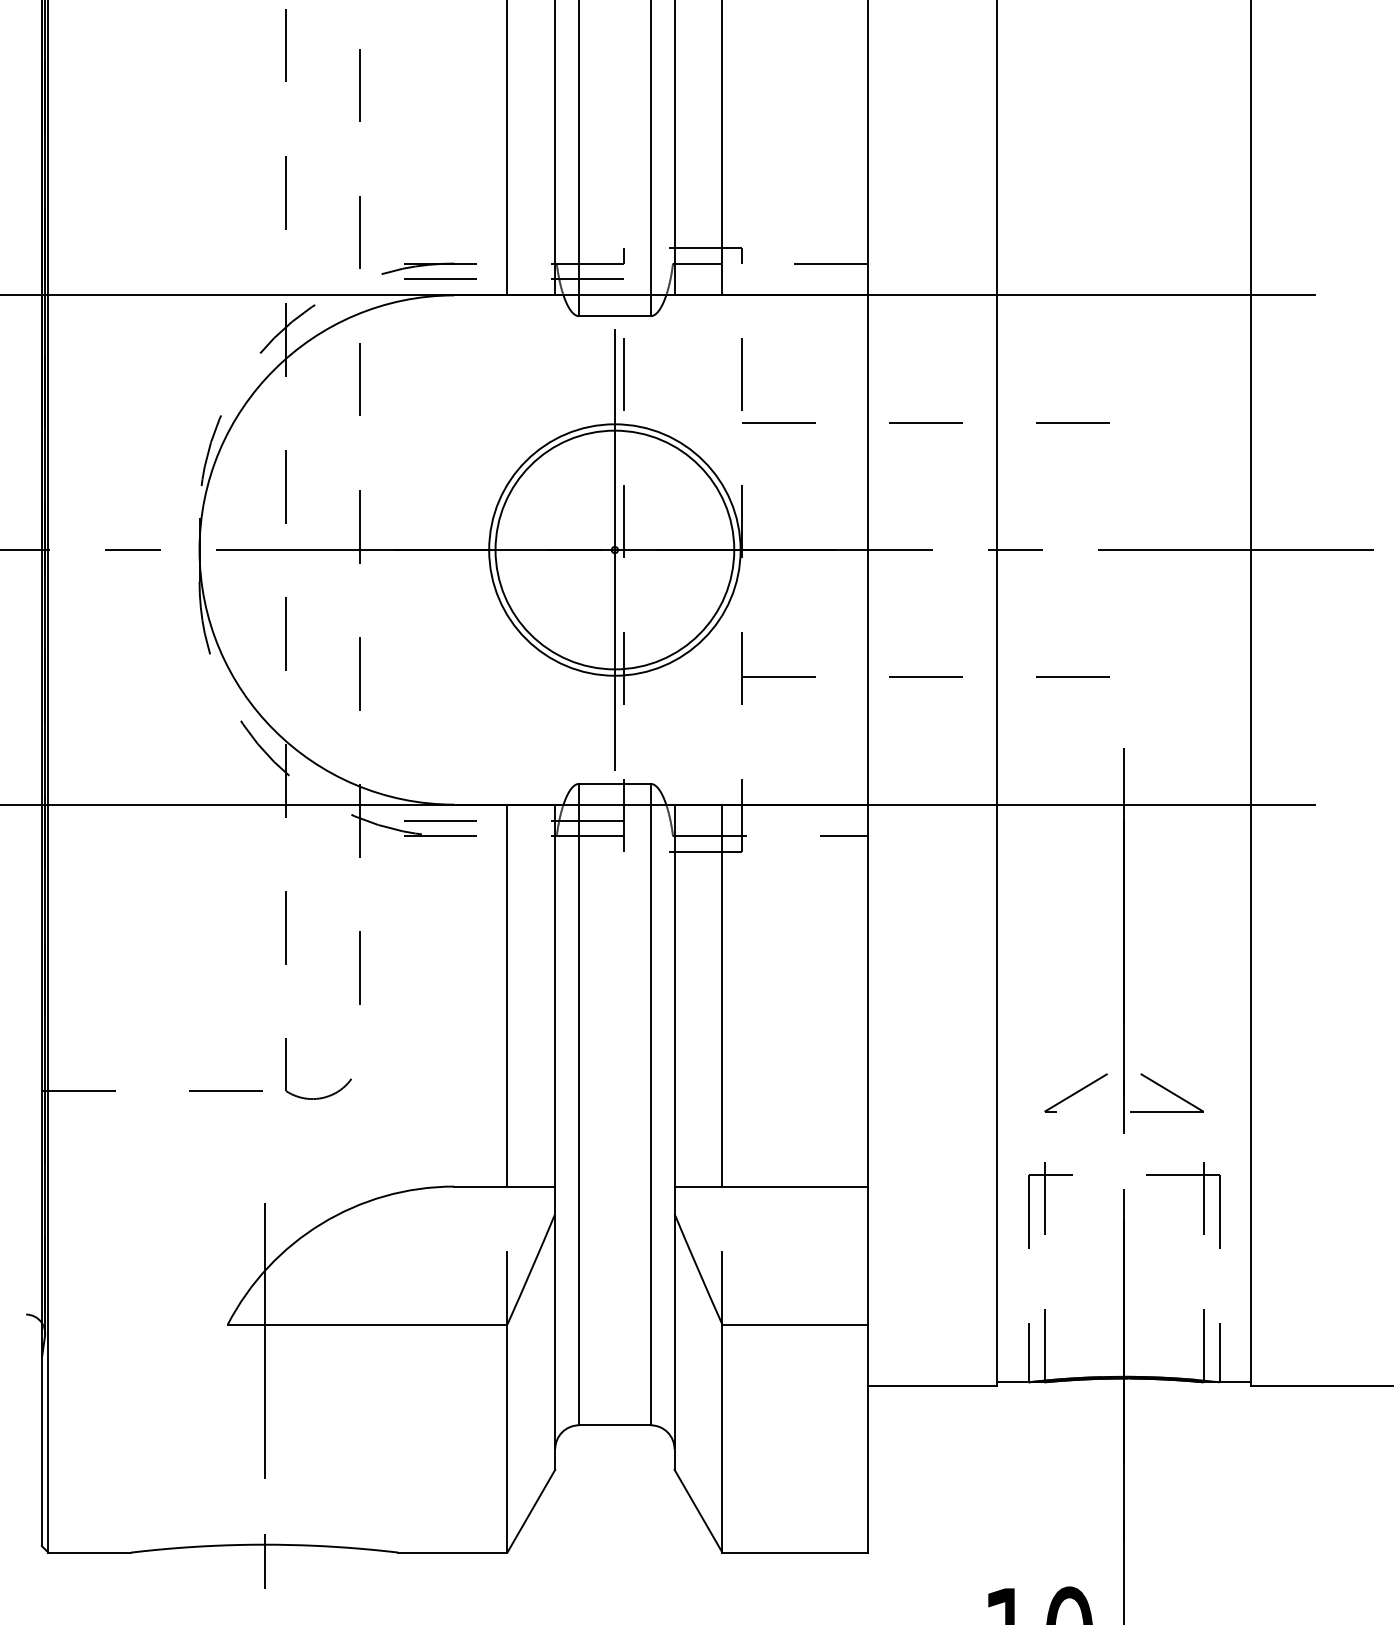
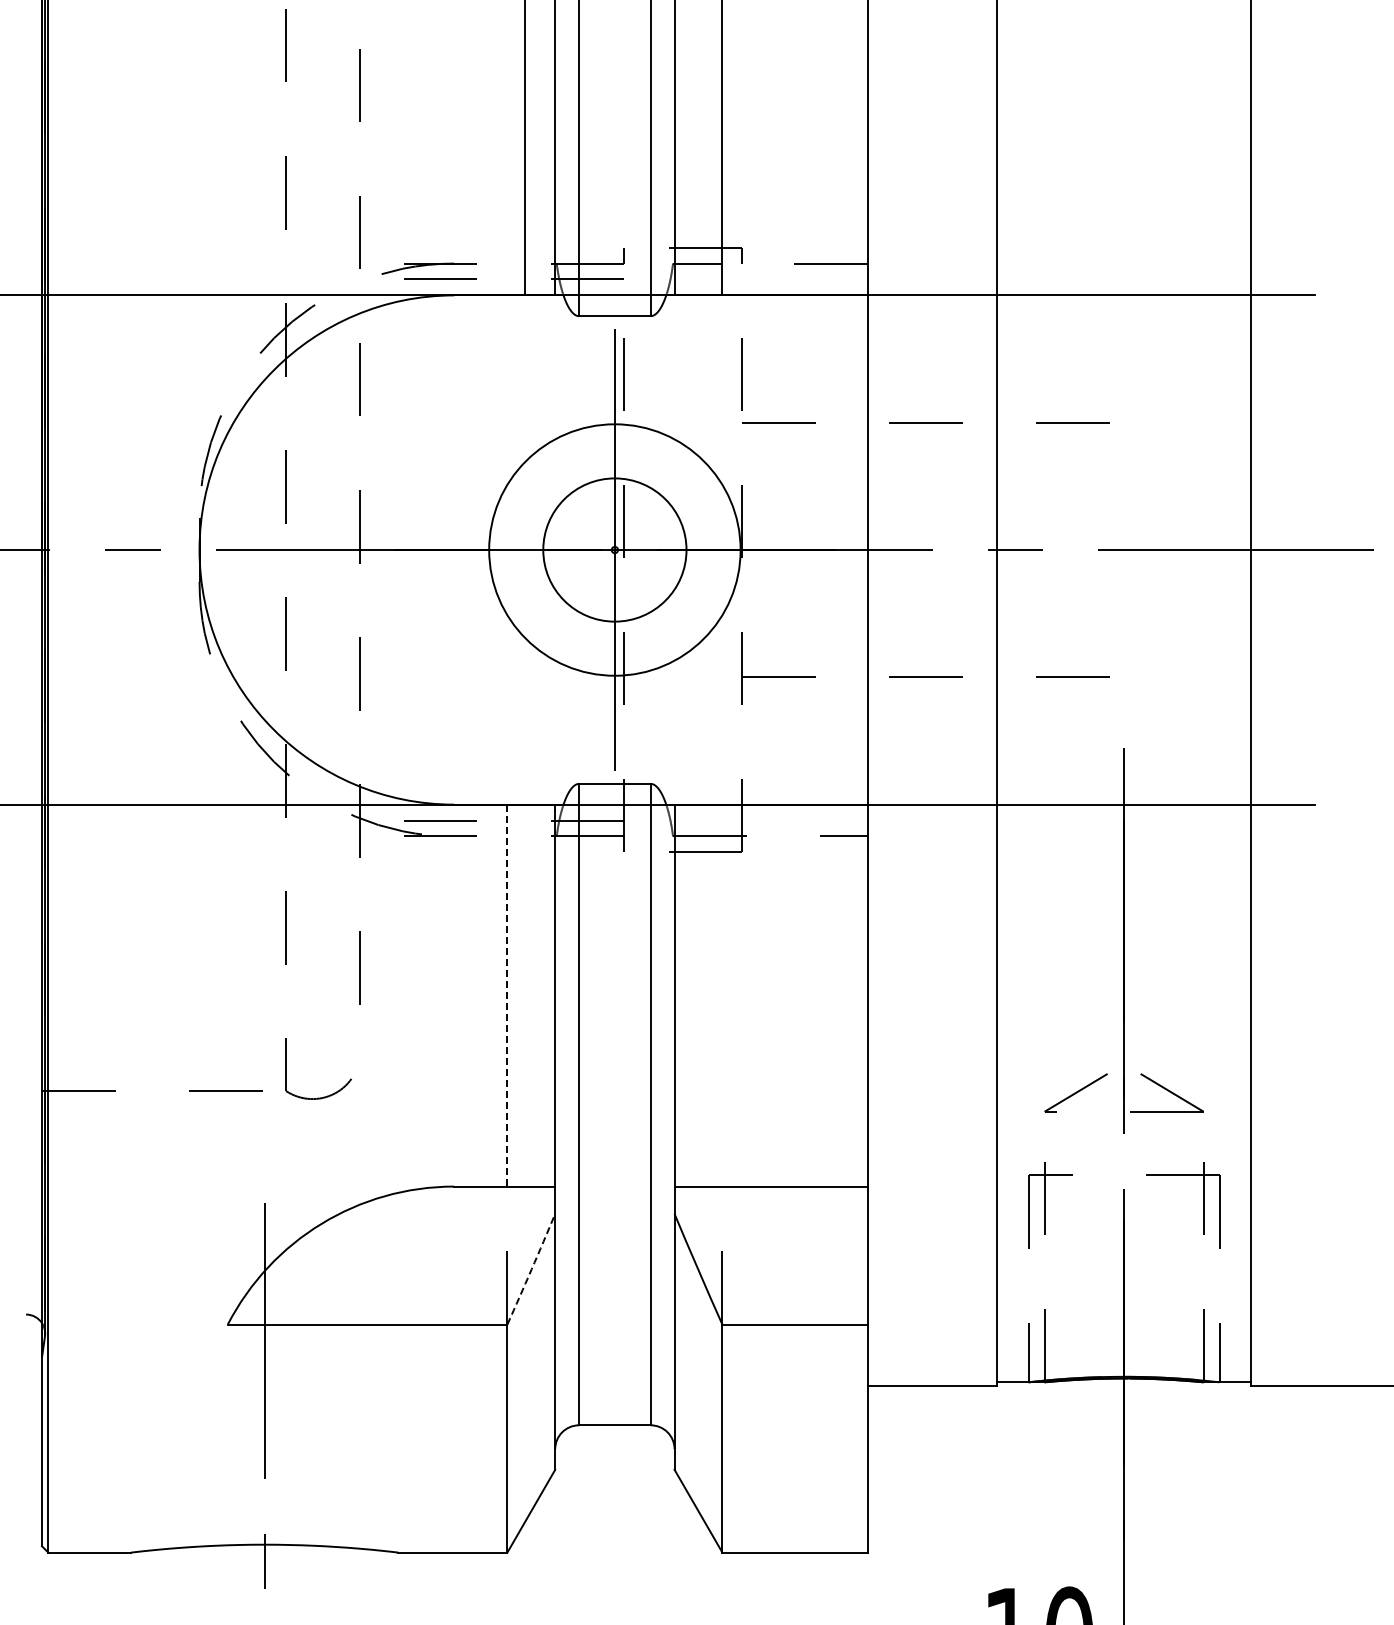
line position: (507, 148) -> (525, 148) (525, 148)
circle diameter: 239 px -> 143 px (614, 549)
line: solid -> dashed (507, 995)
line: present -> none (722, 995)
arc: solid -> dashed (531, 1269)
